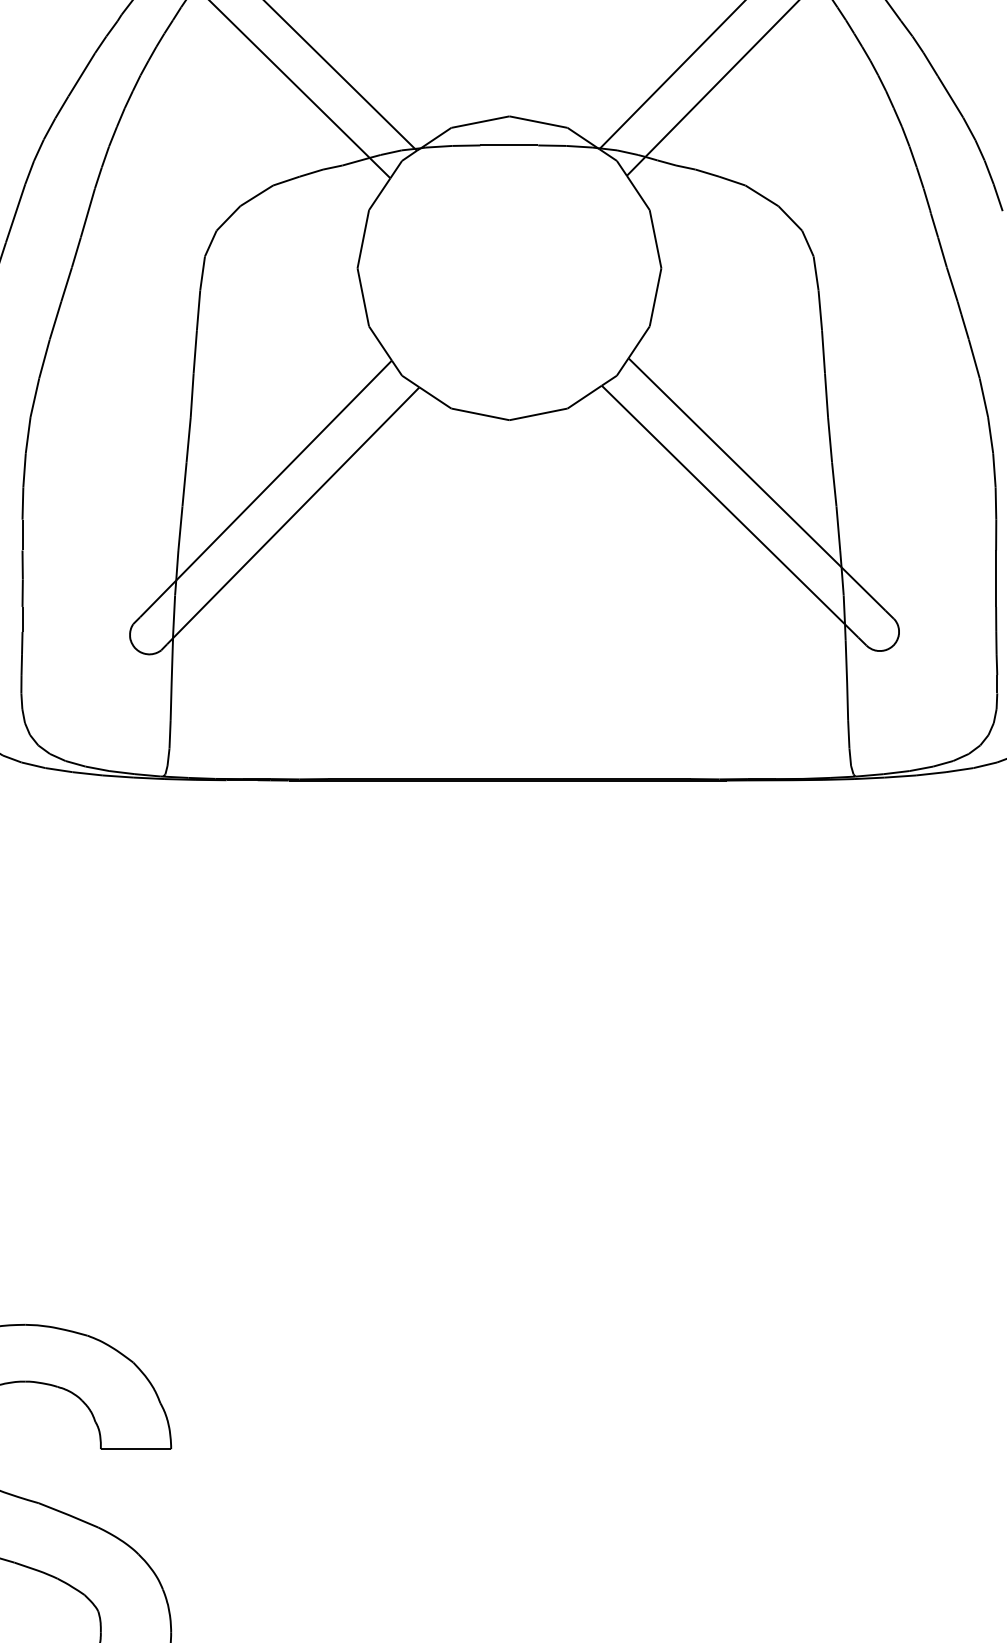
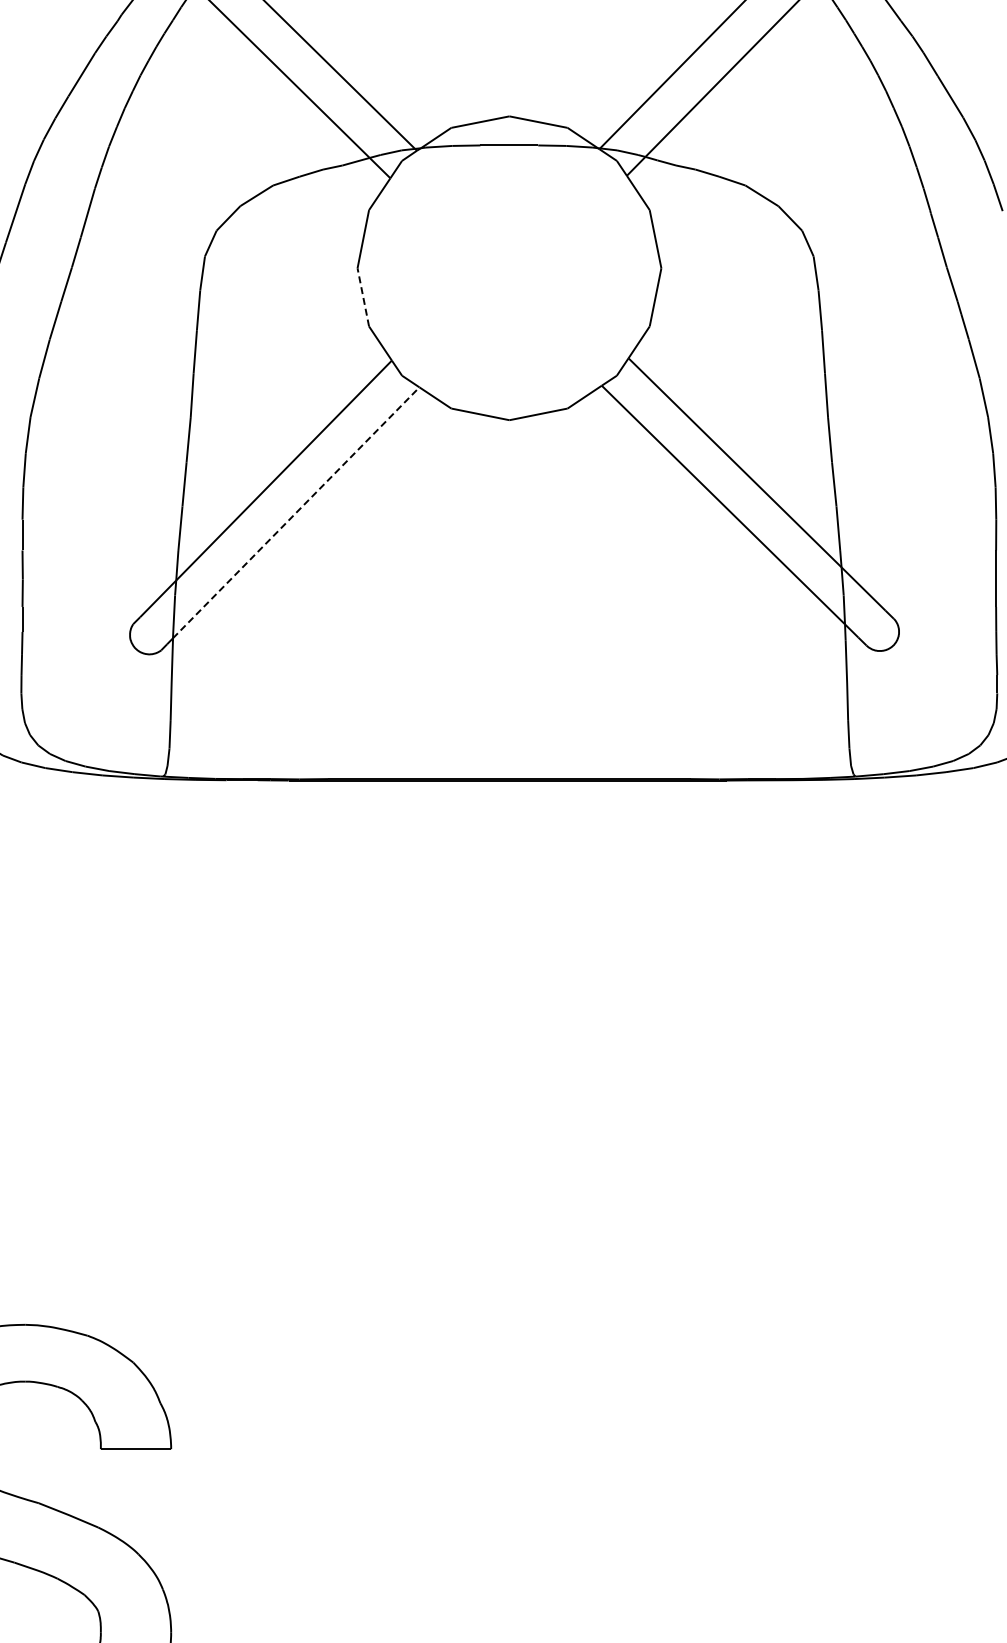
line: solid -> dashed (363, 297)
line: solid -> dashed (296, 512)
